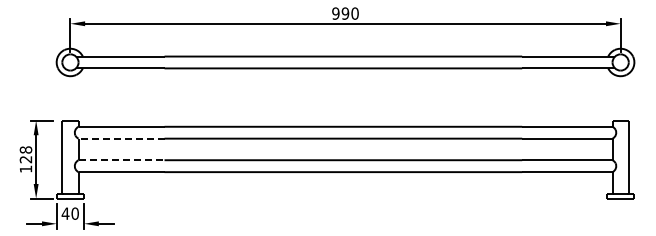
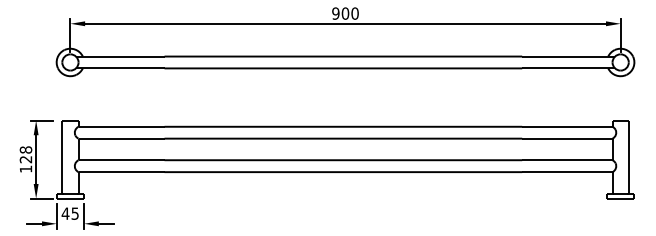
text: 990 -> 900 (345, 13)
line: dashed -> solid (121, 138)
line: dashed -> solid (121, 160)
text: 40 -> 45 (74, 213)
